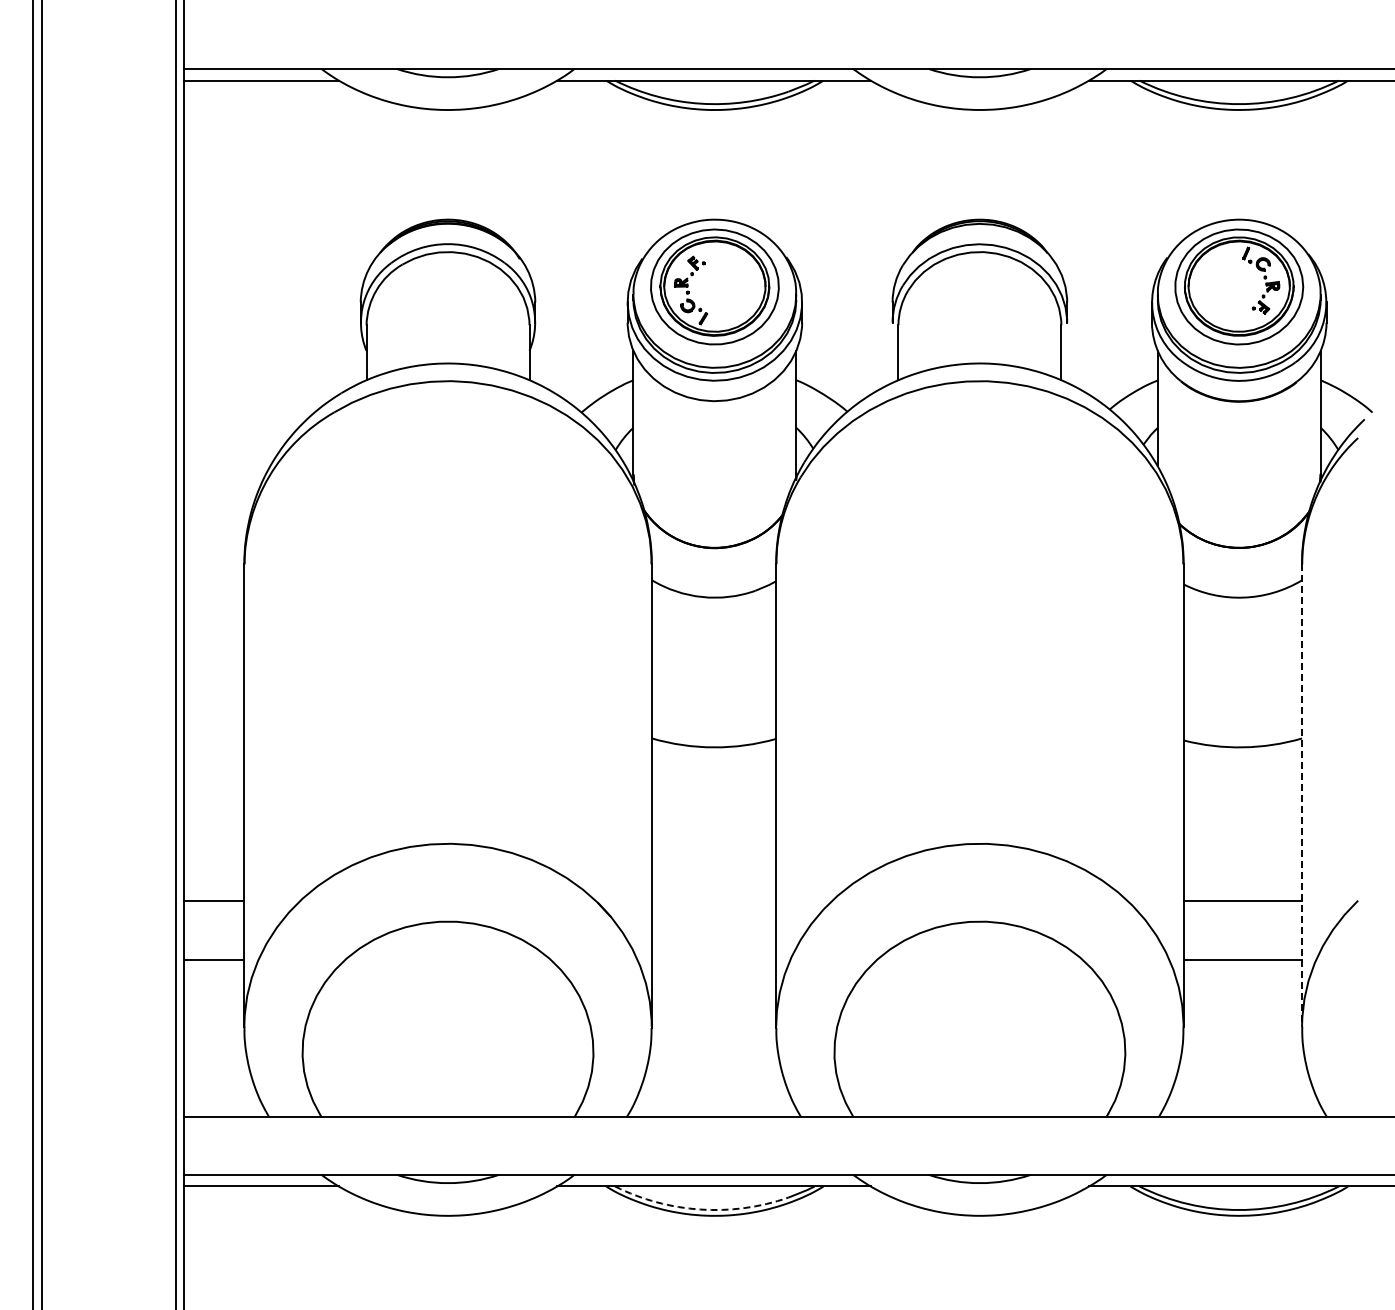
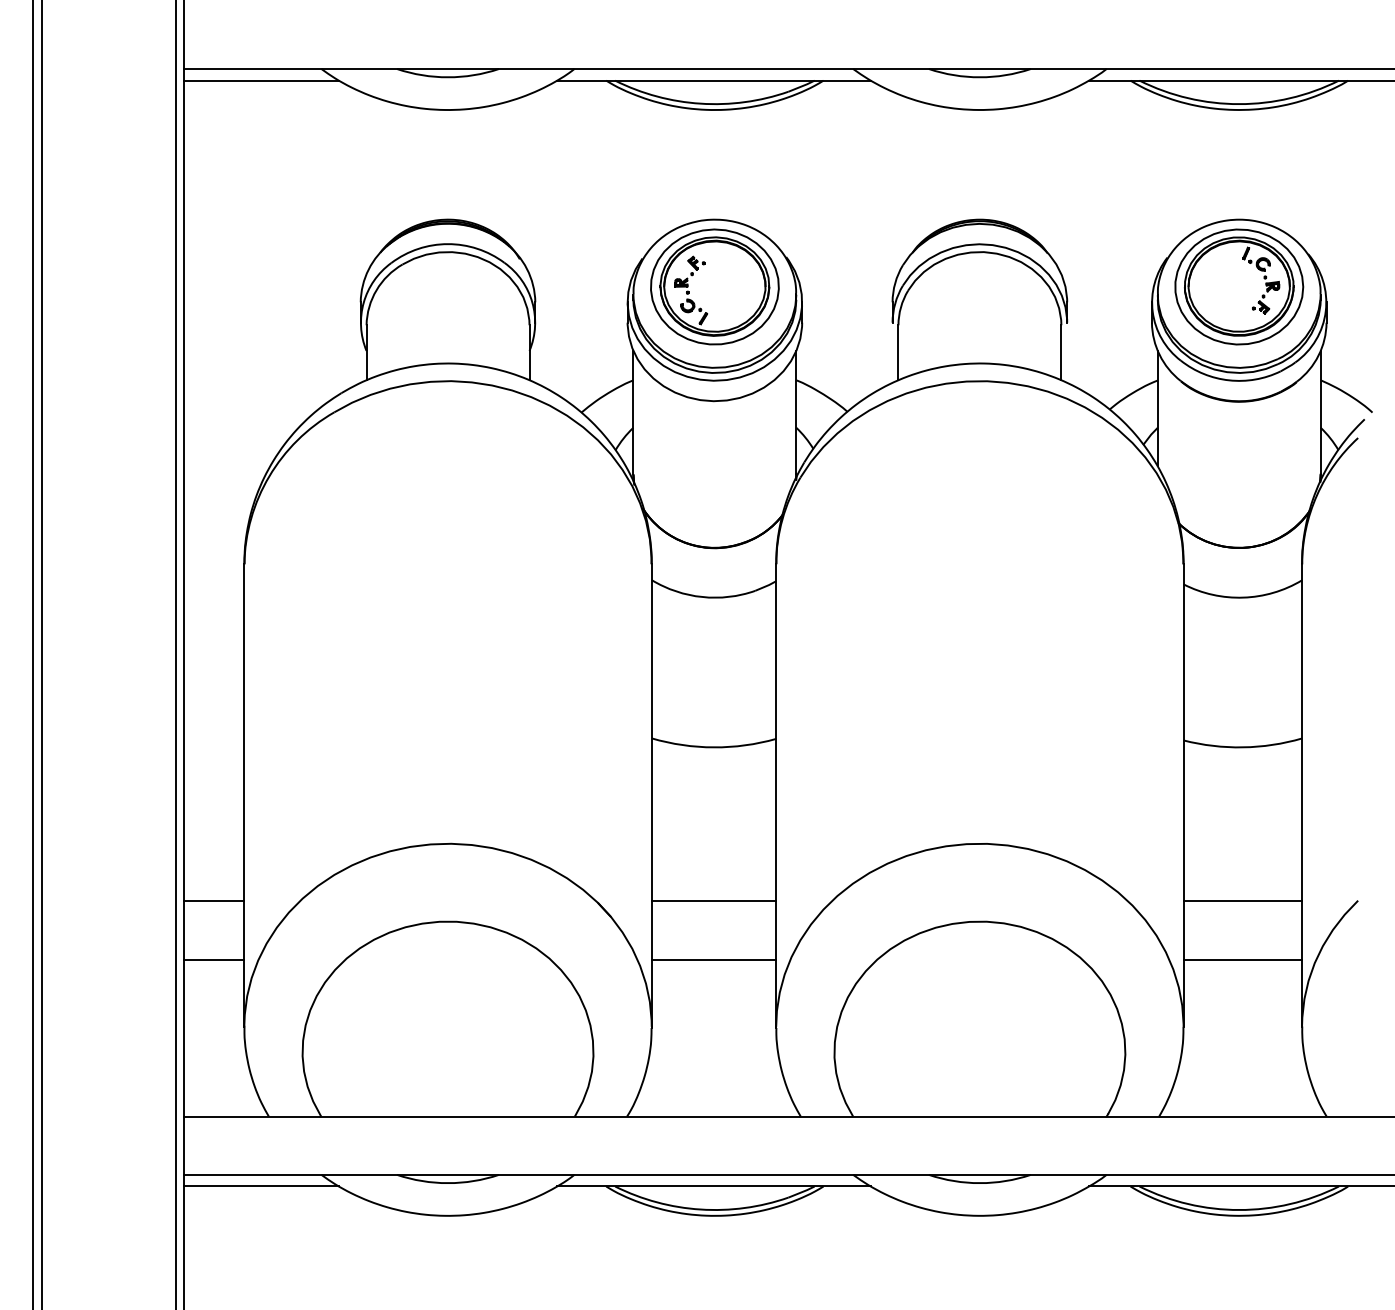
line: dashed -> solid (1302, 796)
line: none -> present (713, 901)
line: none -> present (713, 959)
arc: dashed -> solid (700, 1209)
